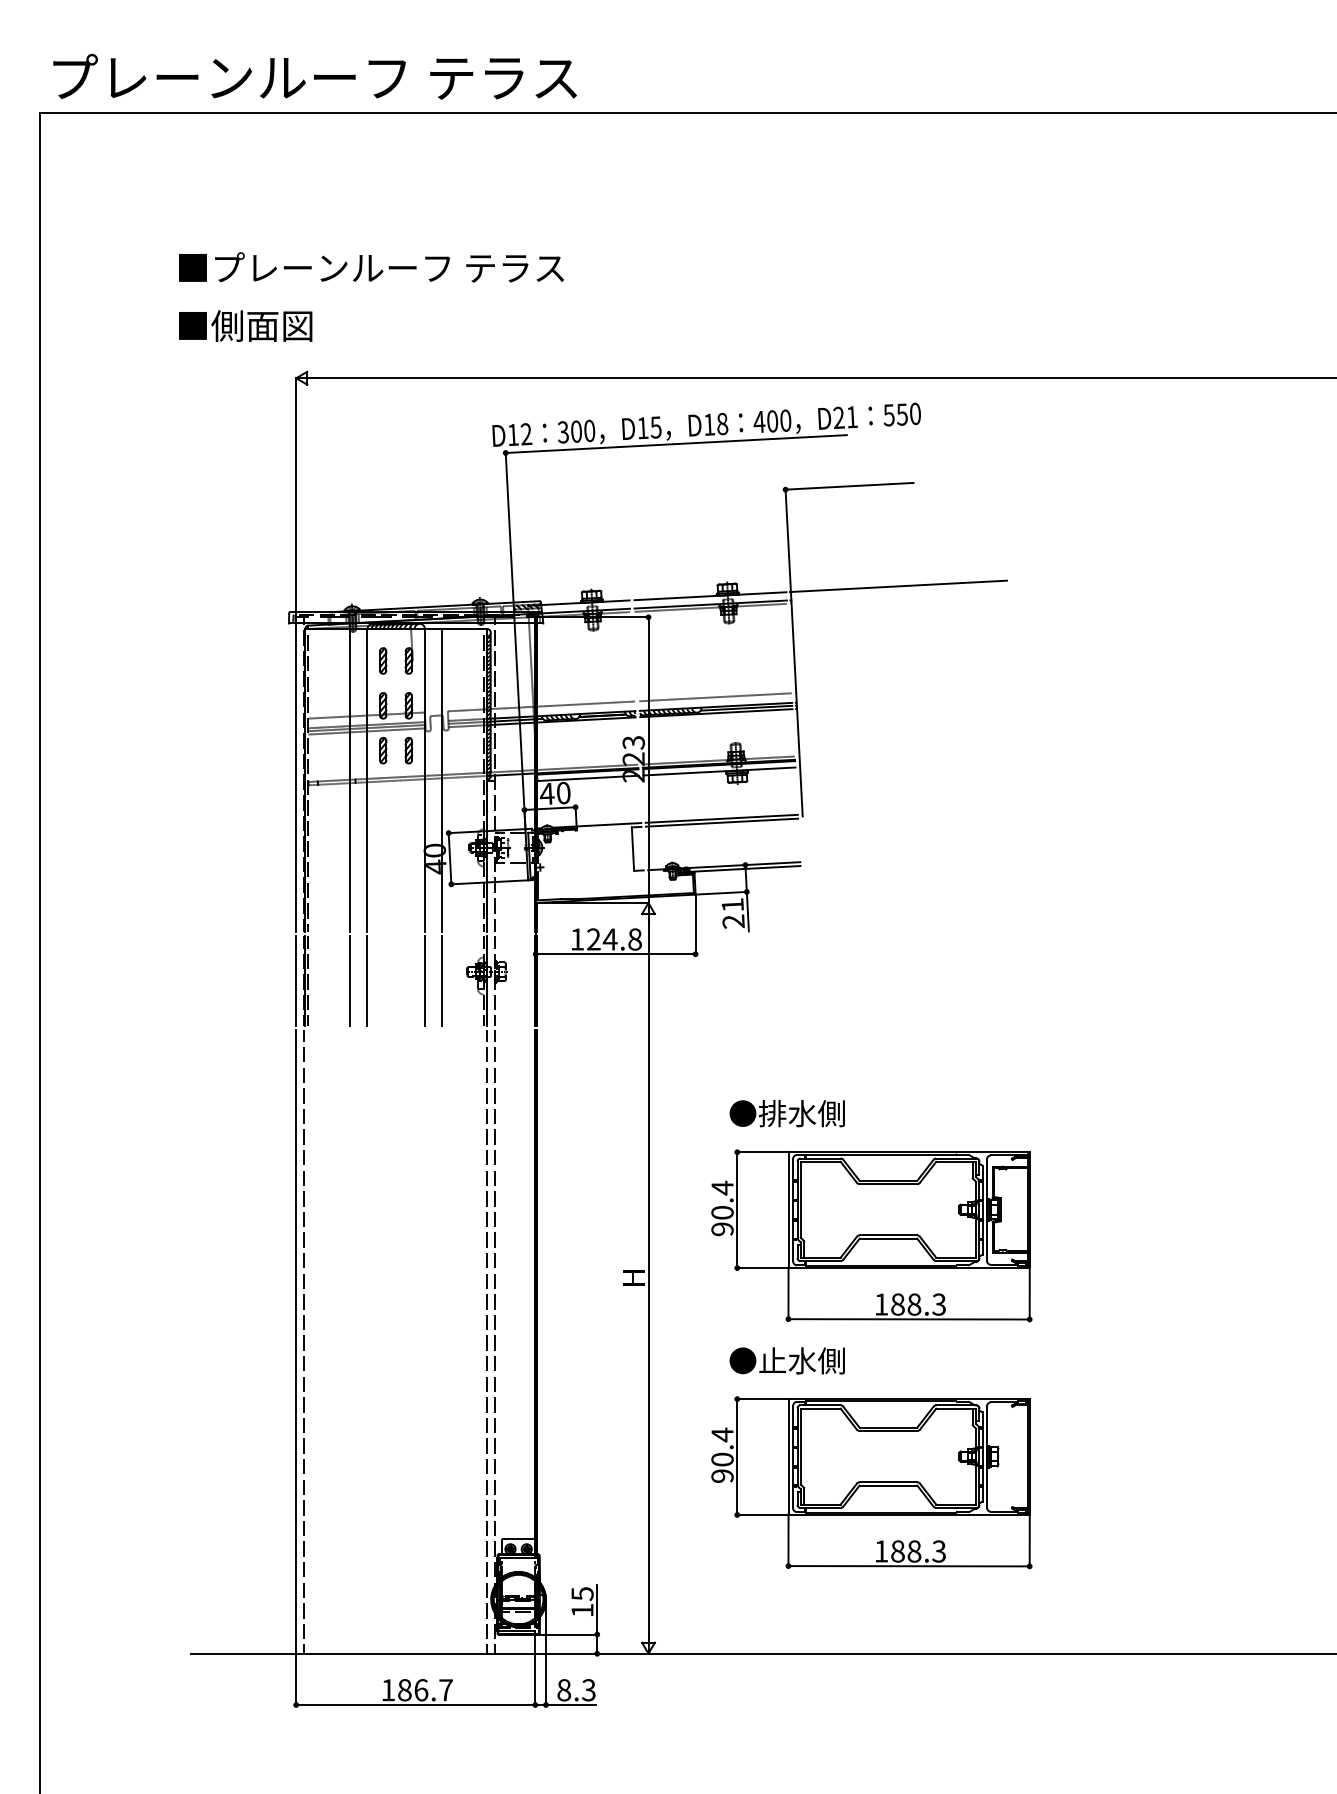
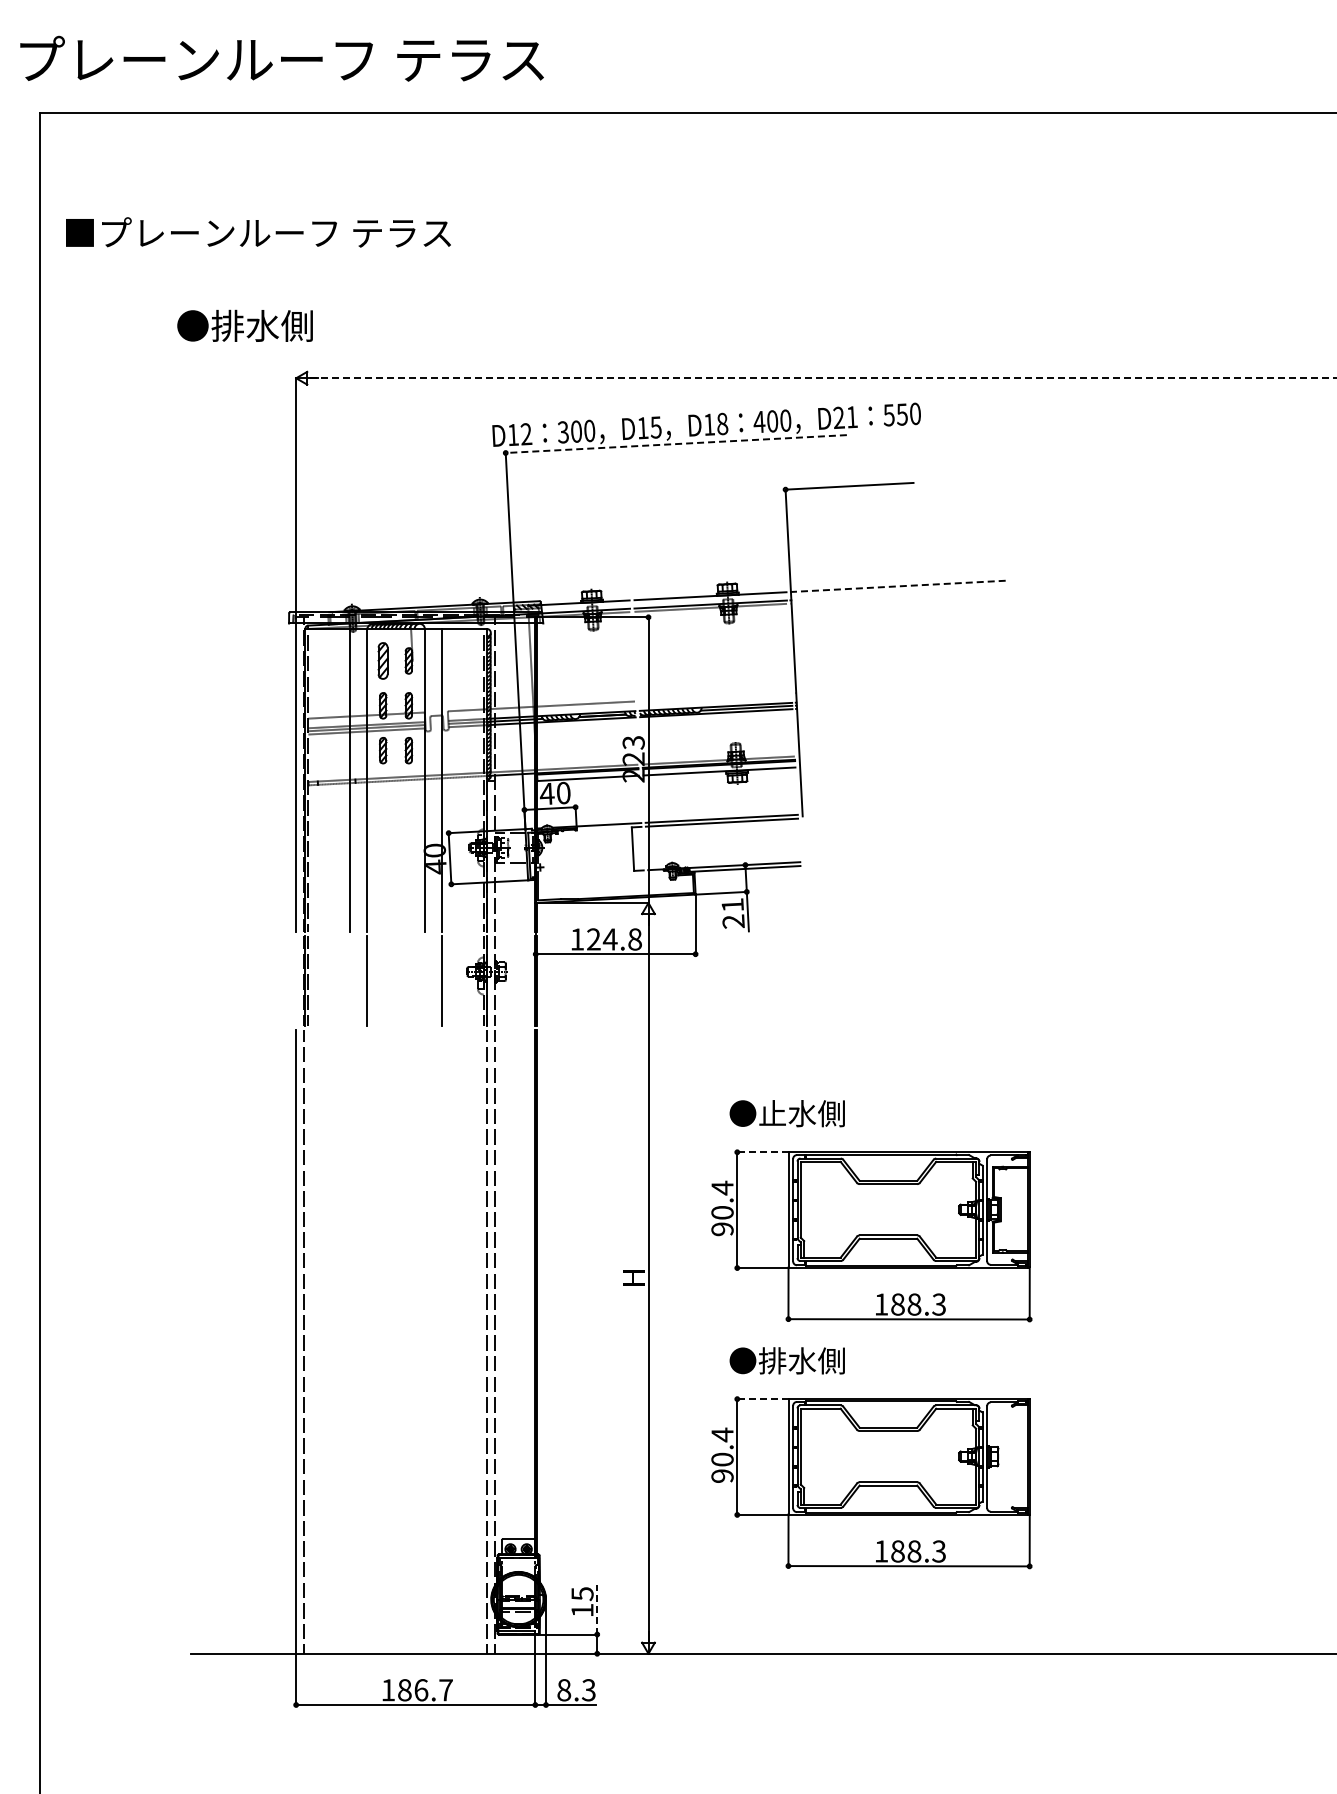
text position: (314, 76) -> (281, 58) (281, 58)
text position: (371, 267) -> (258, 232) (258, 232)
text: ■側面図 -> ●排水側 (244, 325)
line: solid -> dashed (822, 378)
line: solid -> dashed (676, 444)
line: solid -> dashed (898, 586)
part size: 9x28 px -> 12x38 px (382, 660)
line: present -> none (715, 697)
line: present -> none (296, 981)
line: present -> none (349, 981)
line: present -> none (424, 981)
text: ●排水側 -> ●止水側 (772, 1113)
line: solid -> dashed (763, 1152)
text: ●止水側 -> ●排水側 (772, 1360)
line: solid -> dashed (763, 1399)
line: solid -> dashed (597, 1609)
